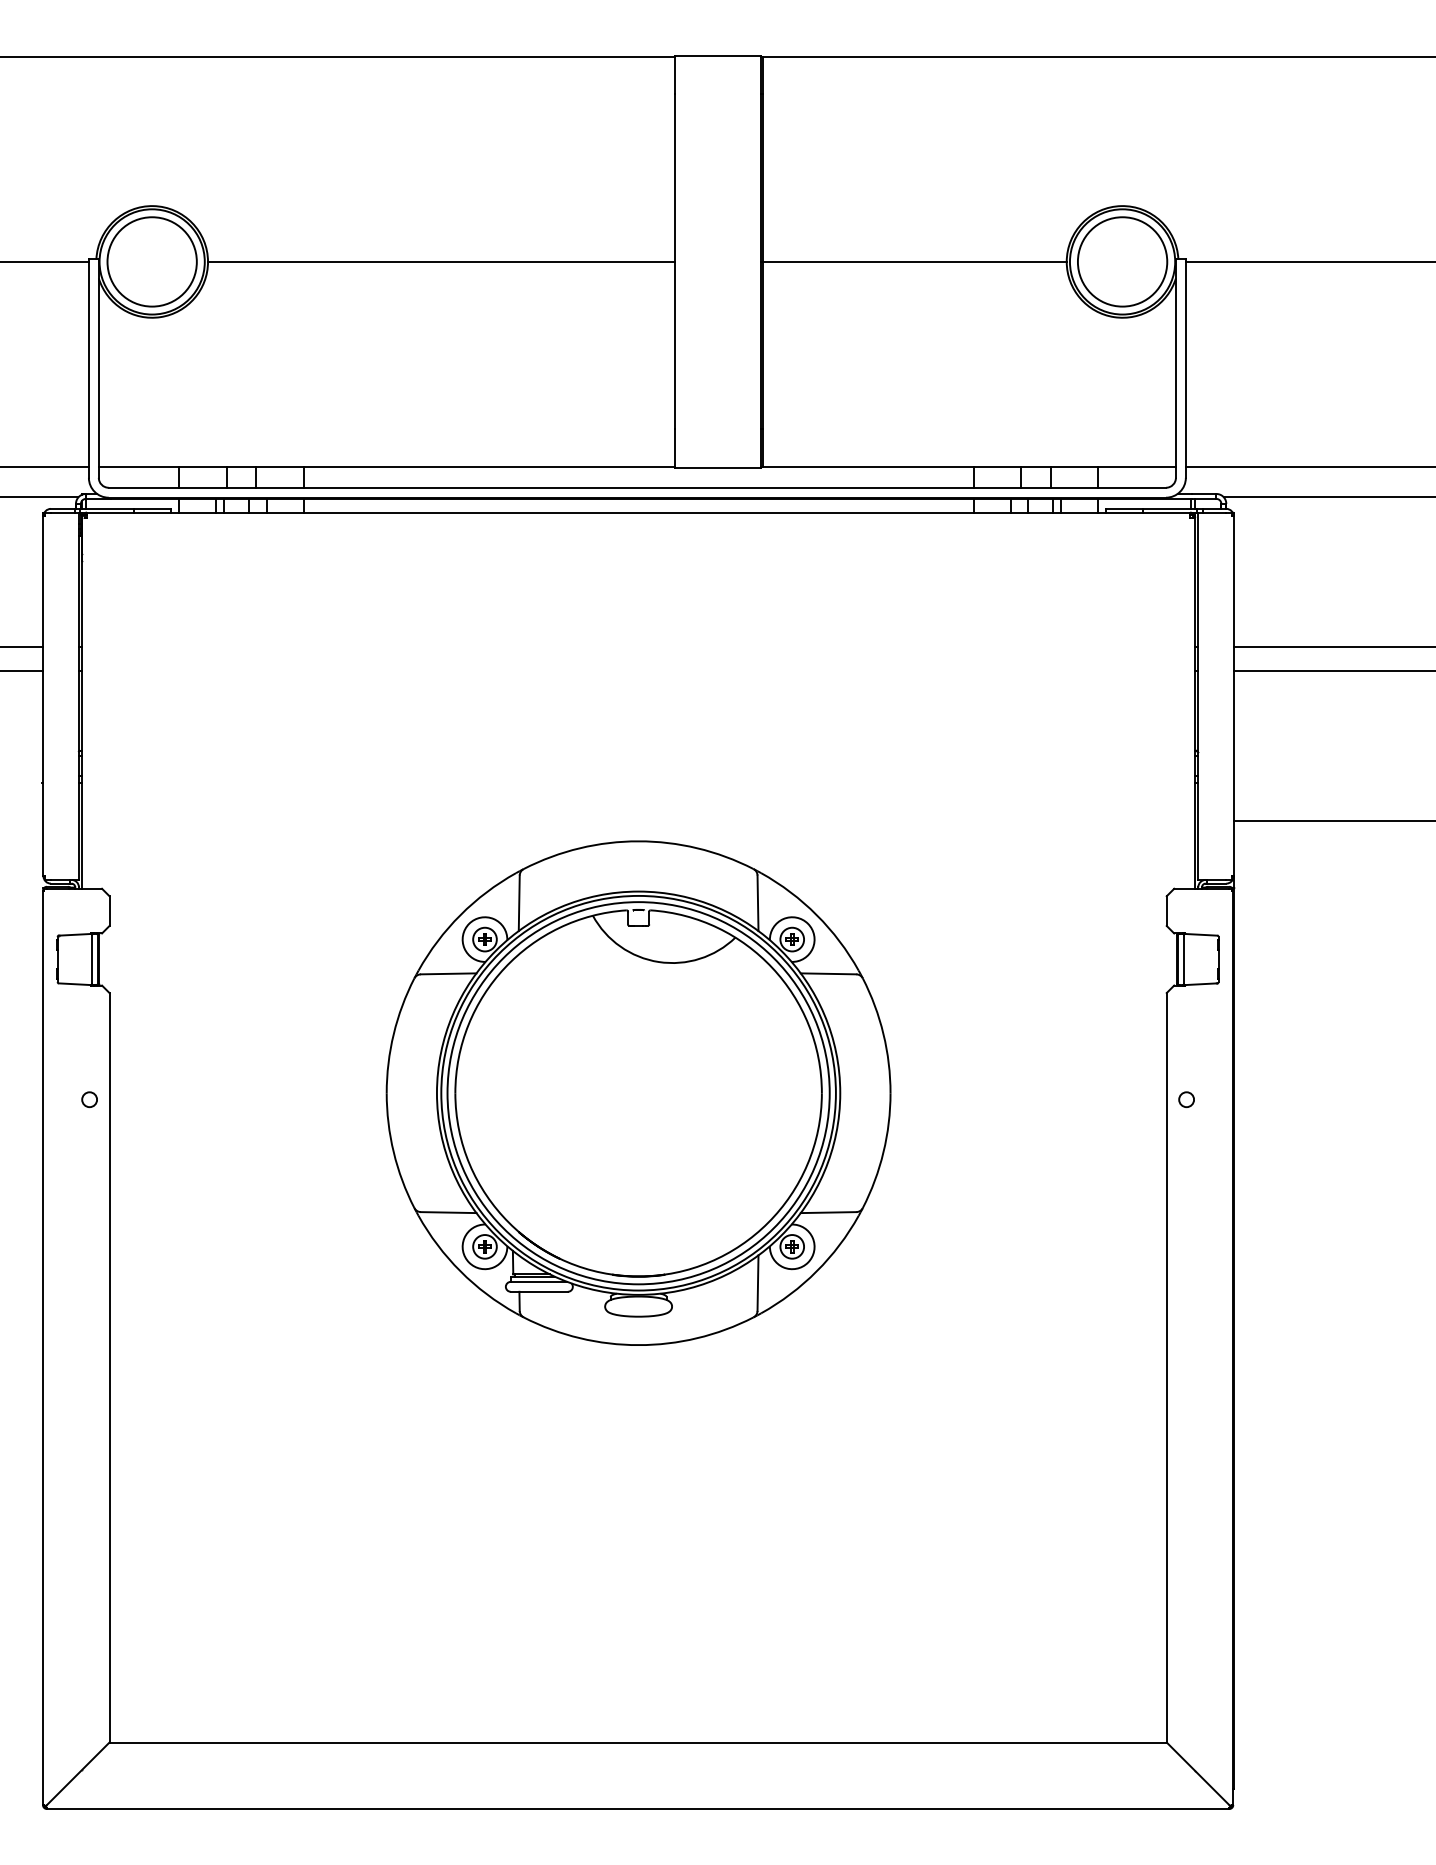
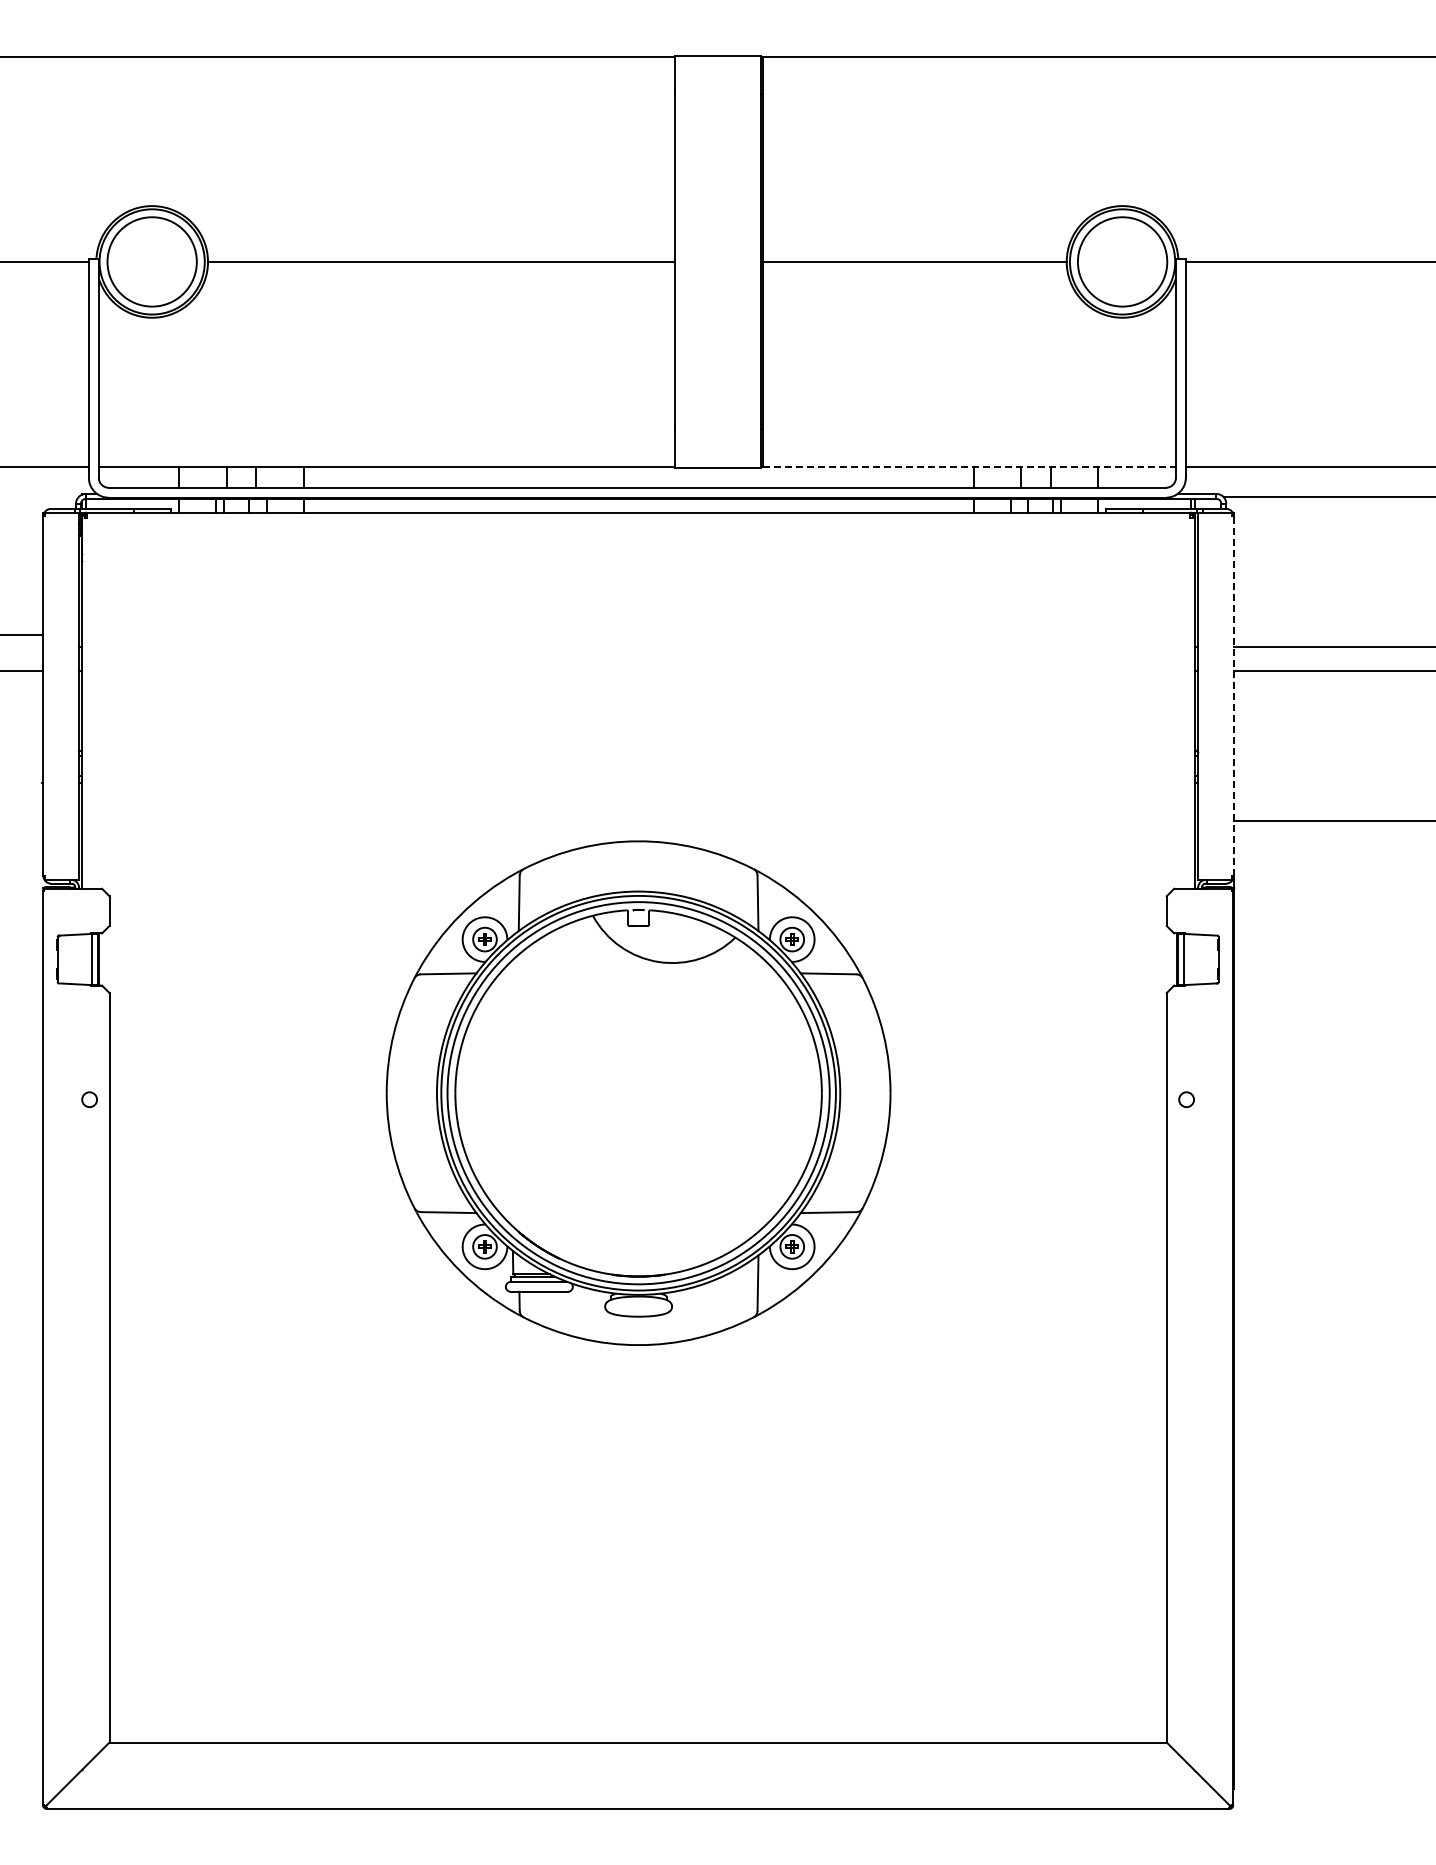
line: solid -> dashed (969, 466)
line: present -> none (40, 497)
line position: (22, 647) -> (22, 635) (22, 635)
line: solid -> dashed (1233, 696)
